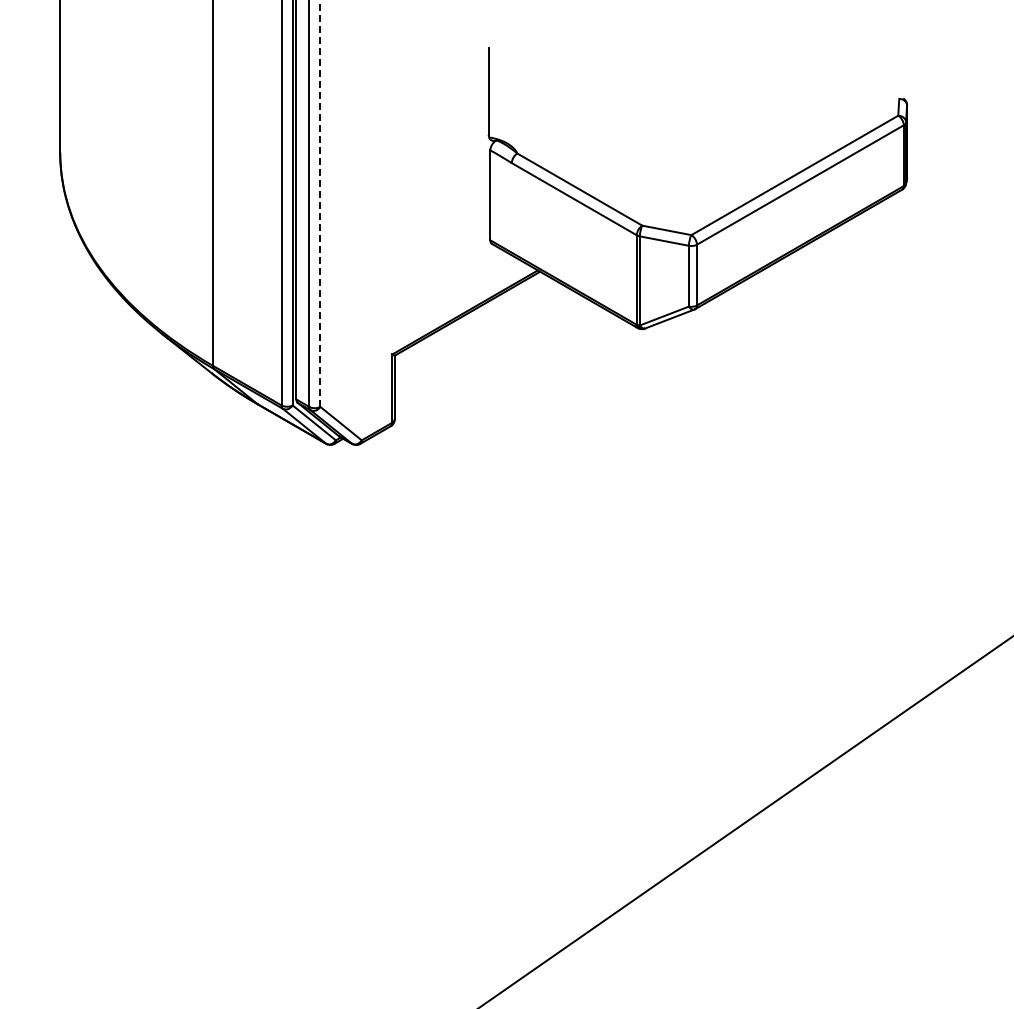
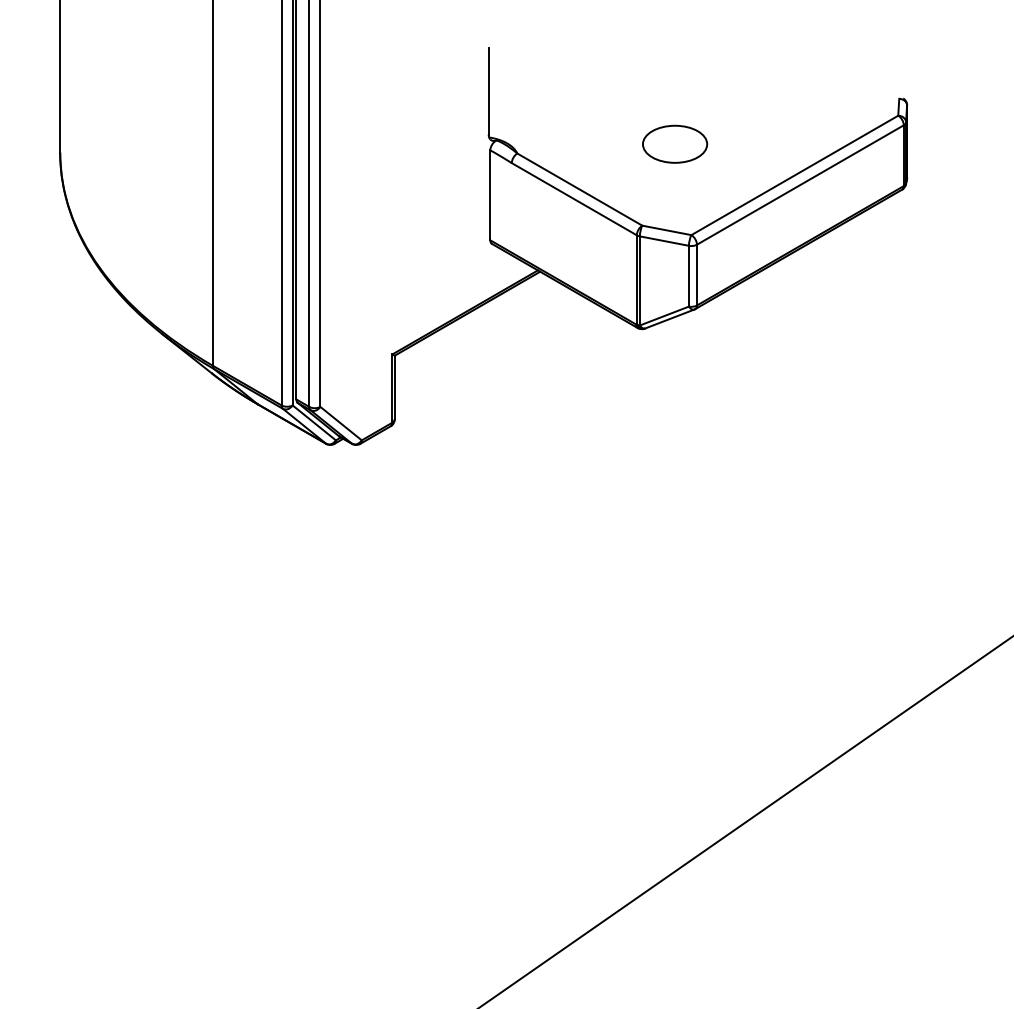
part: none -> present (675, 143)
line: dashed -> solid (320, 202)
